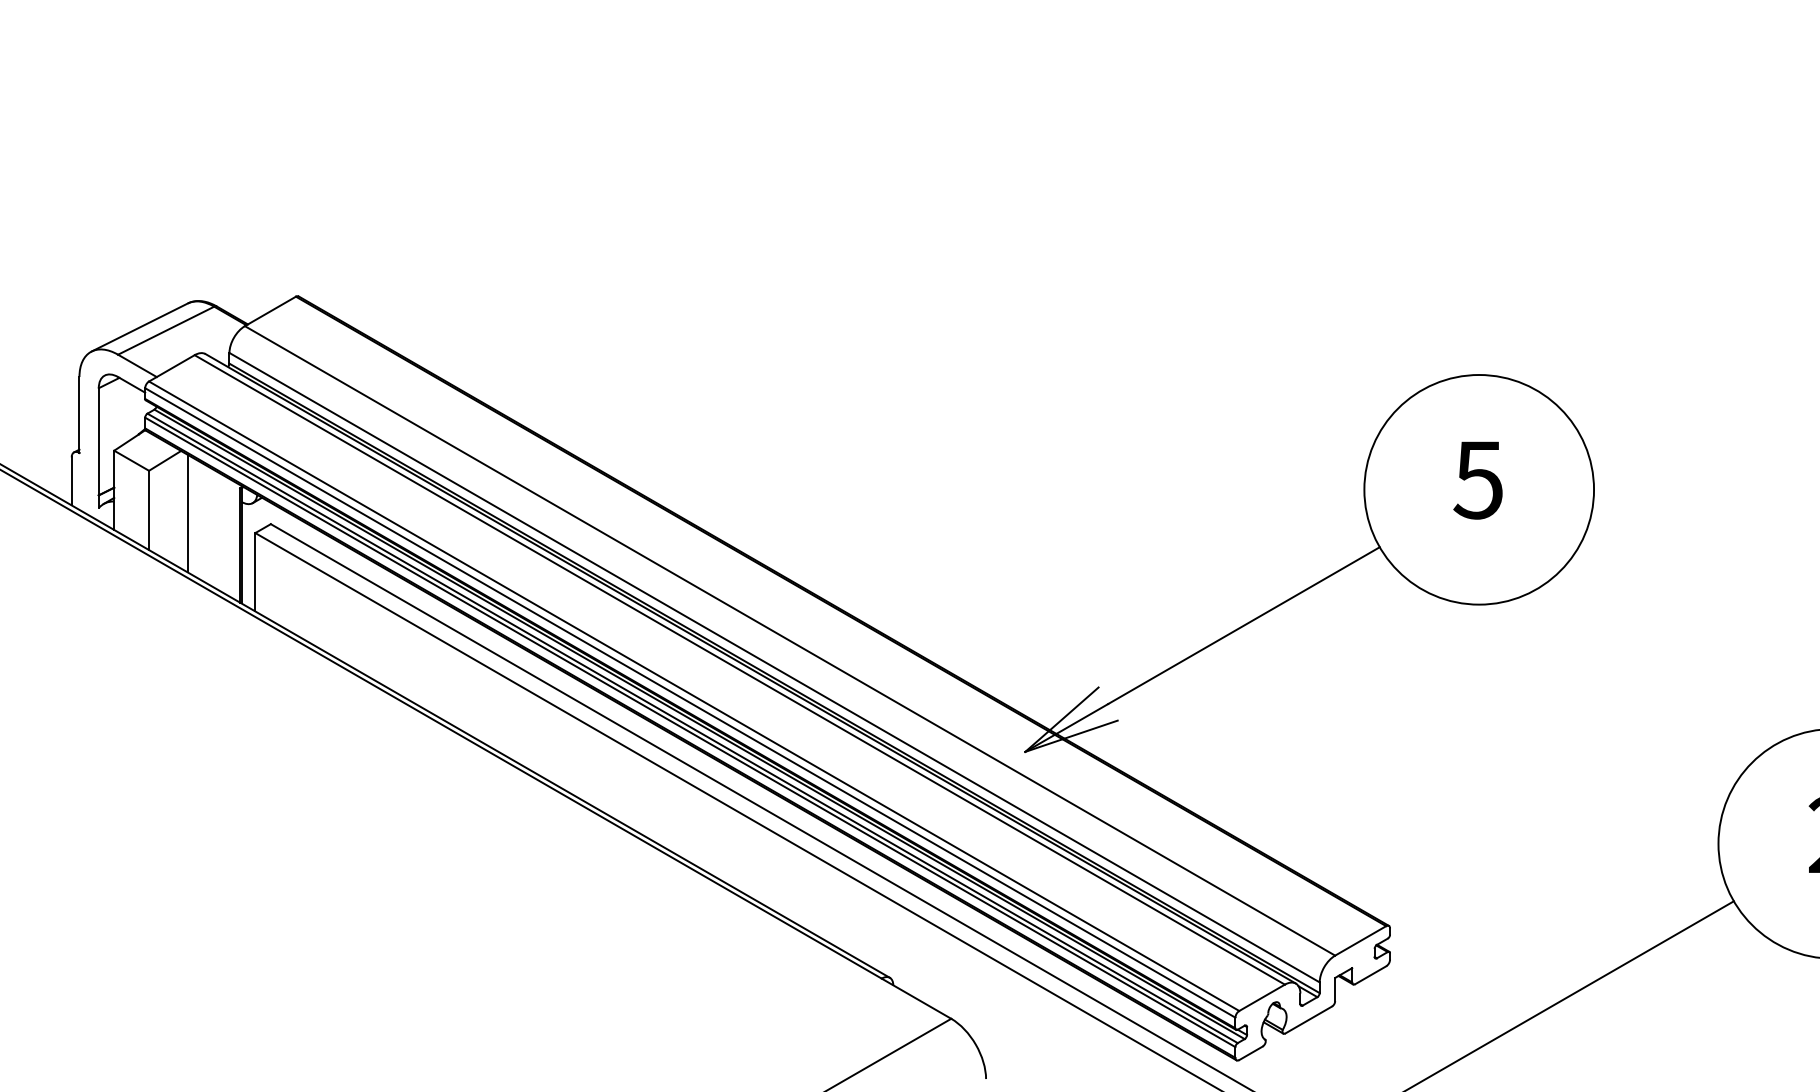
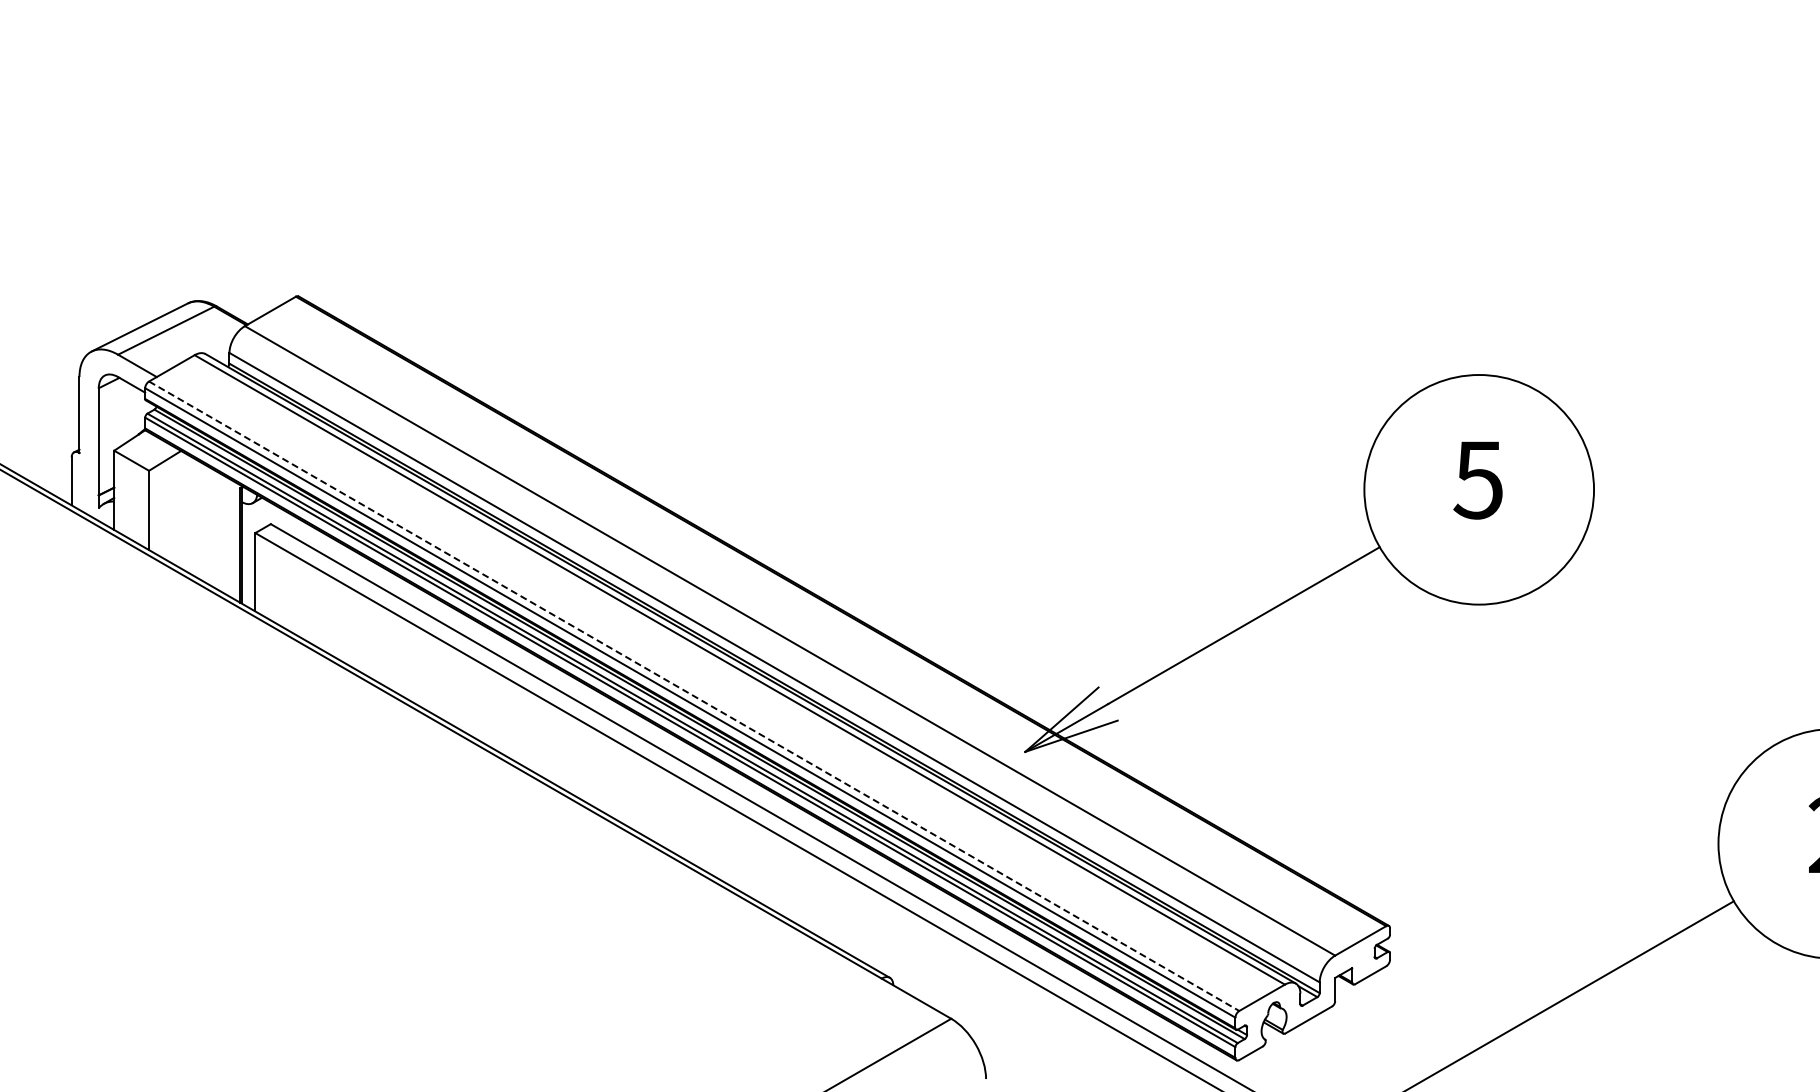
line: present -> none (187, 513)
line: solid -> dashed (694, 696)
